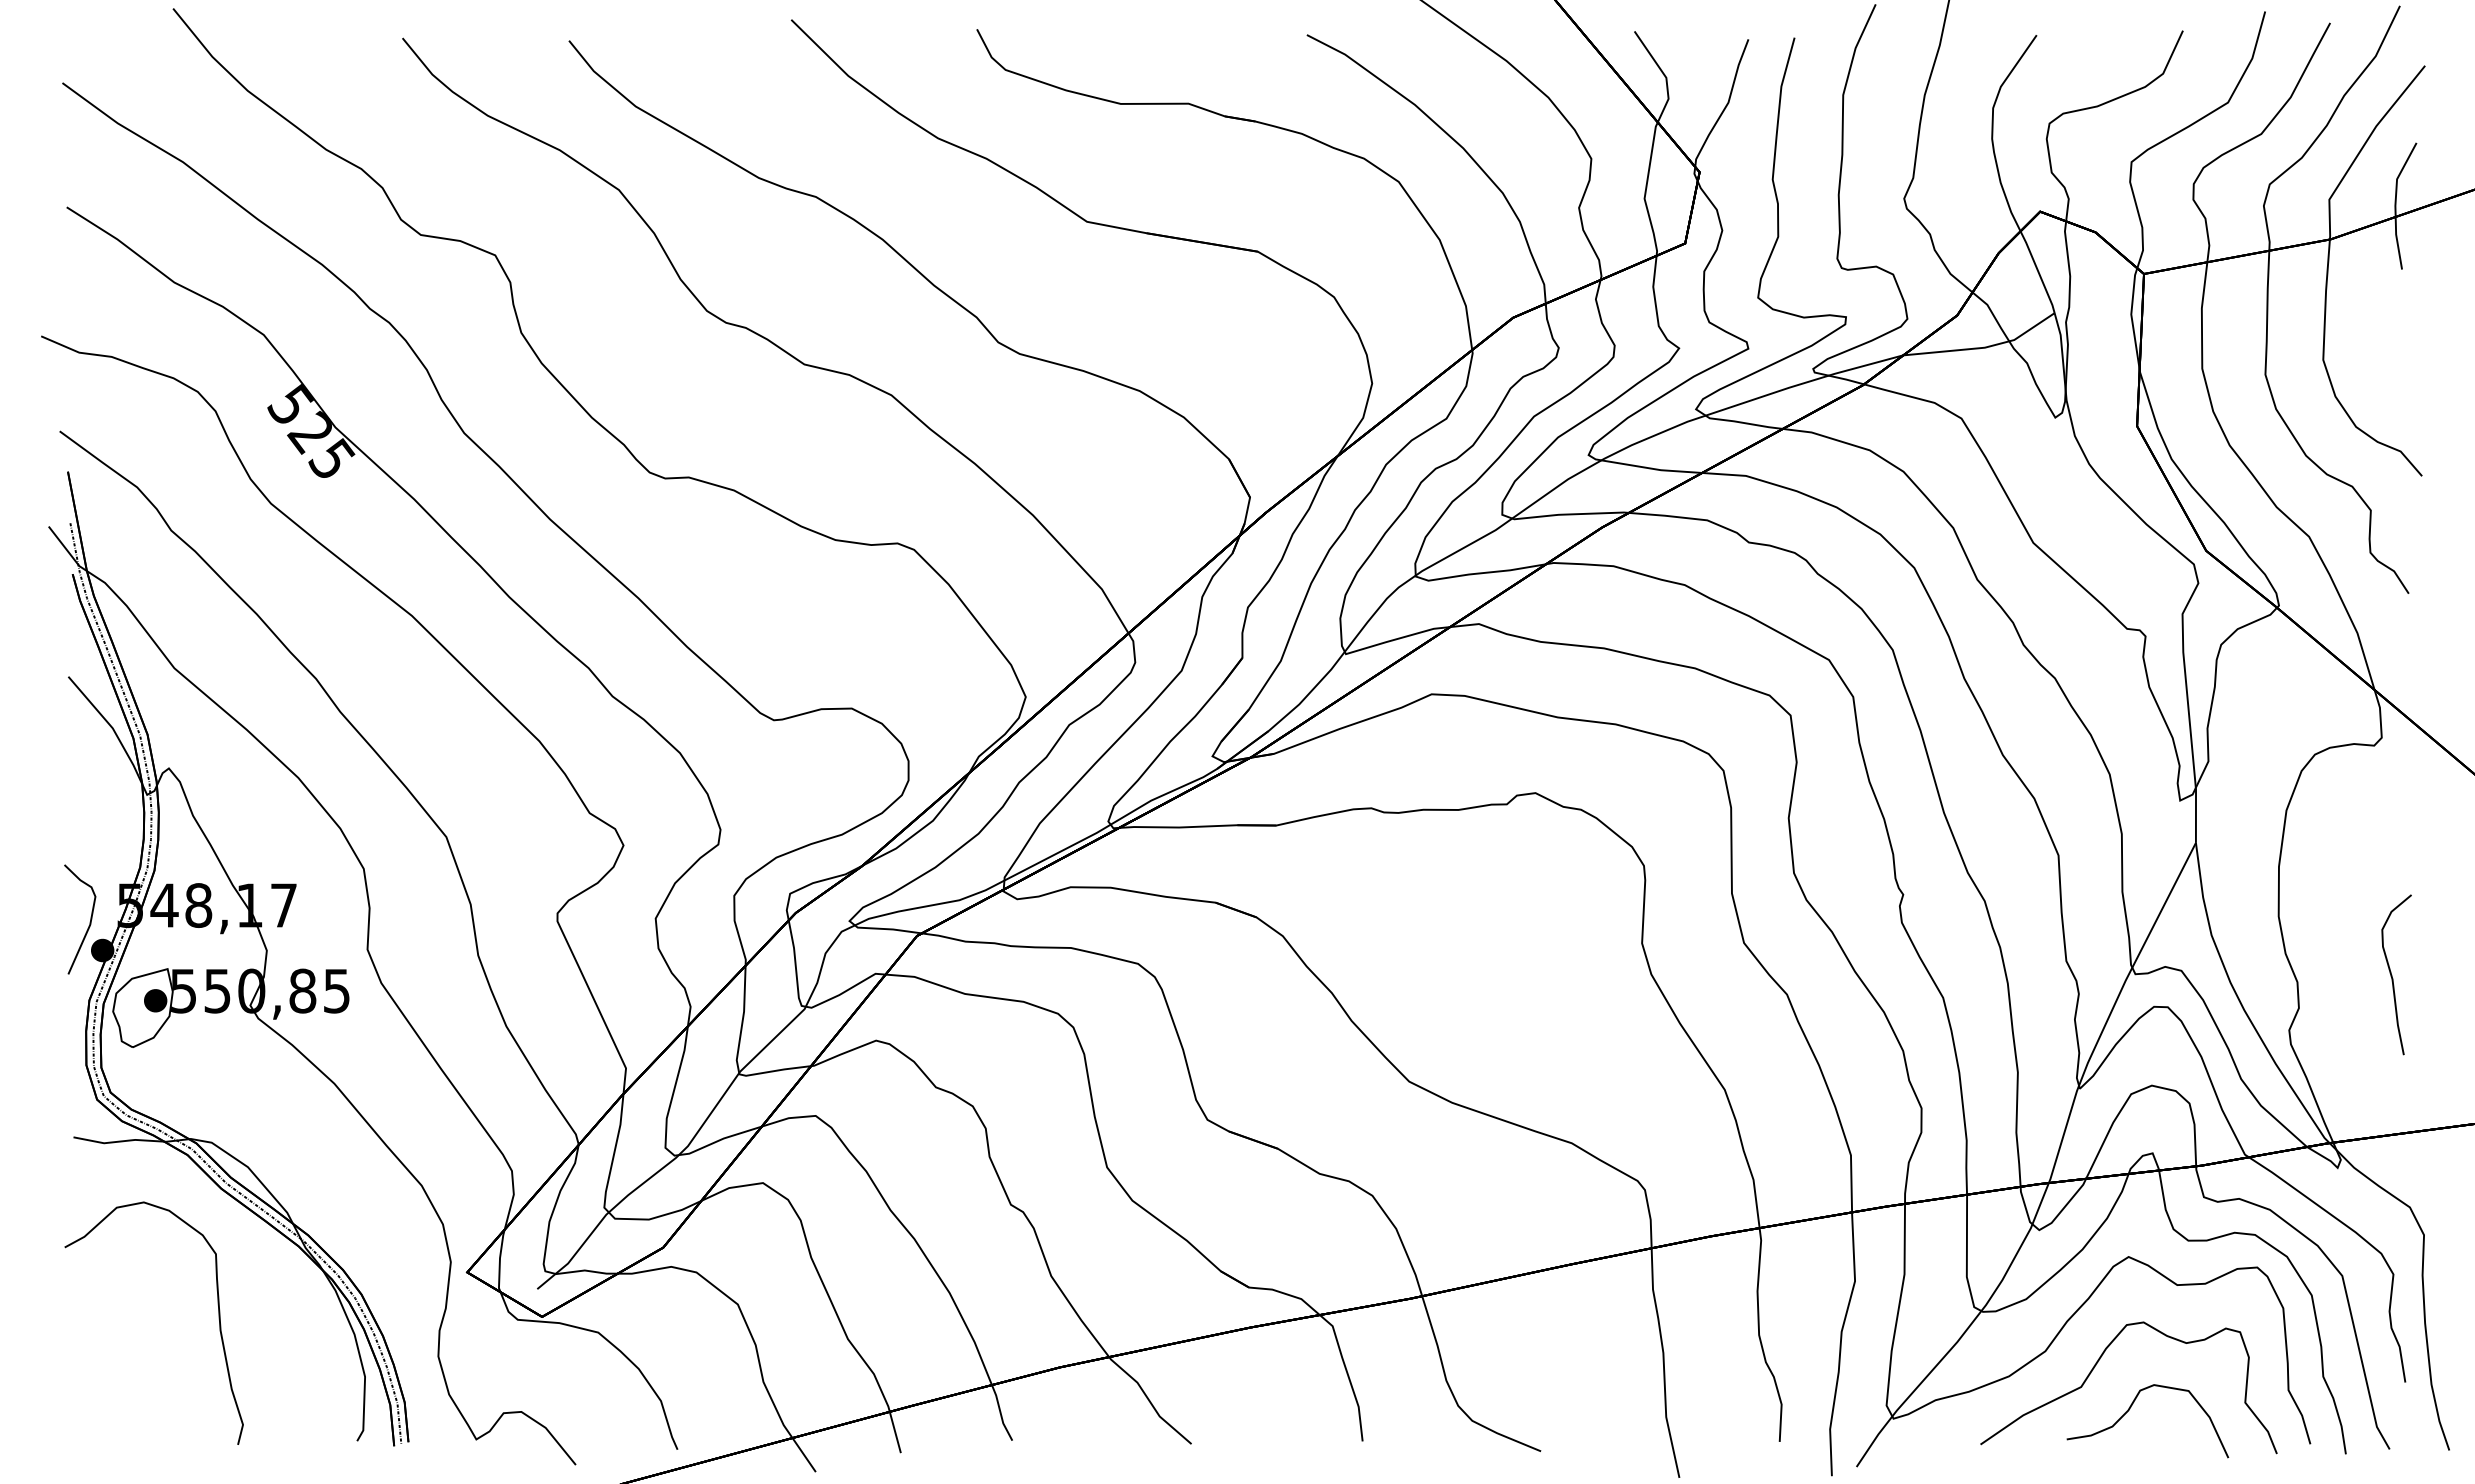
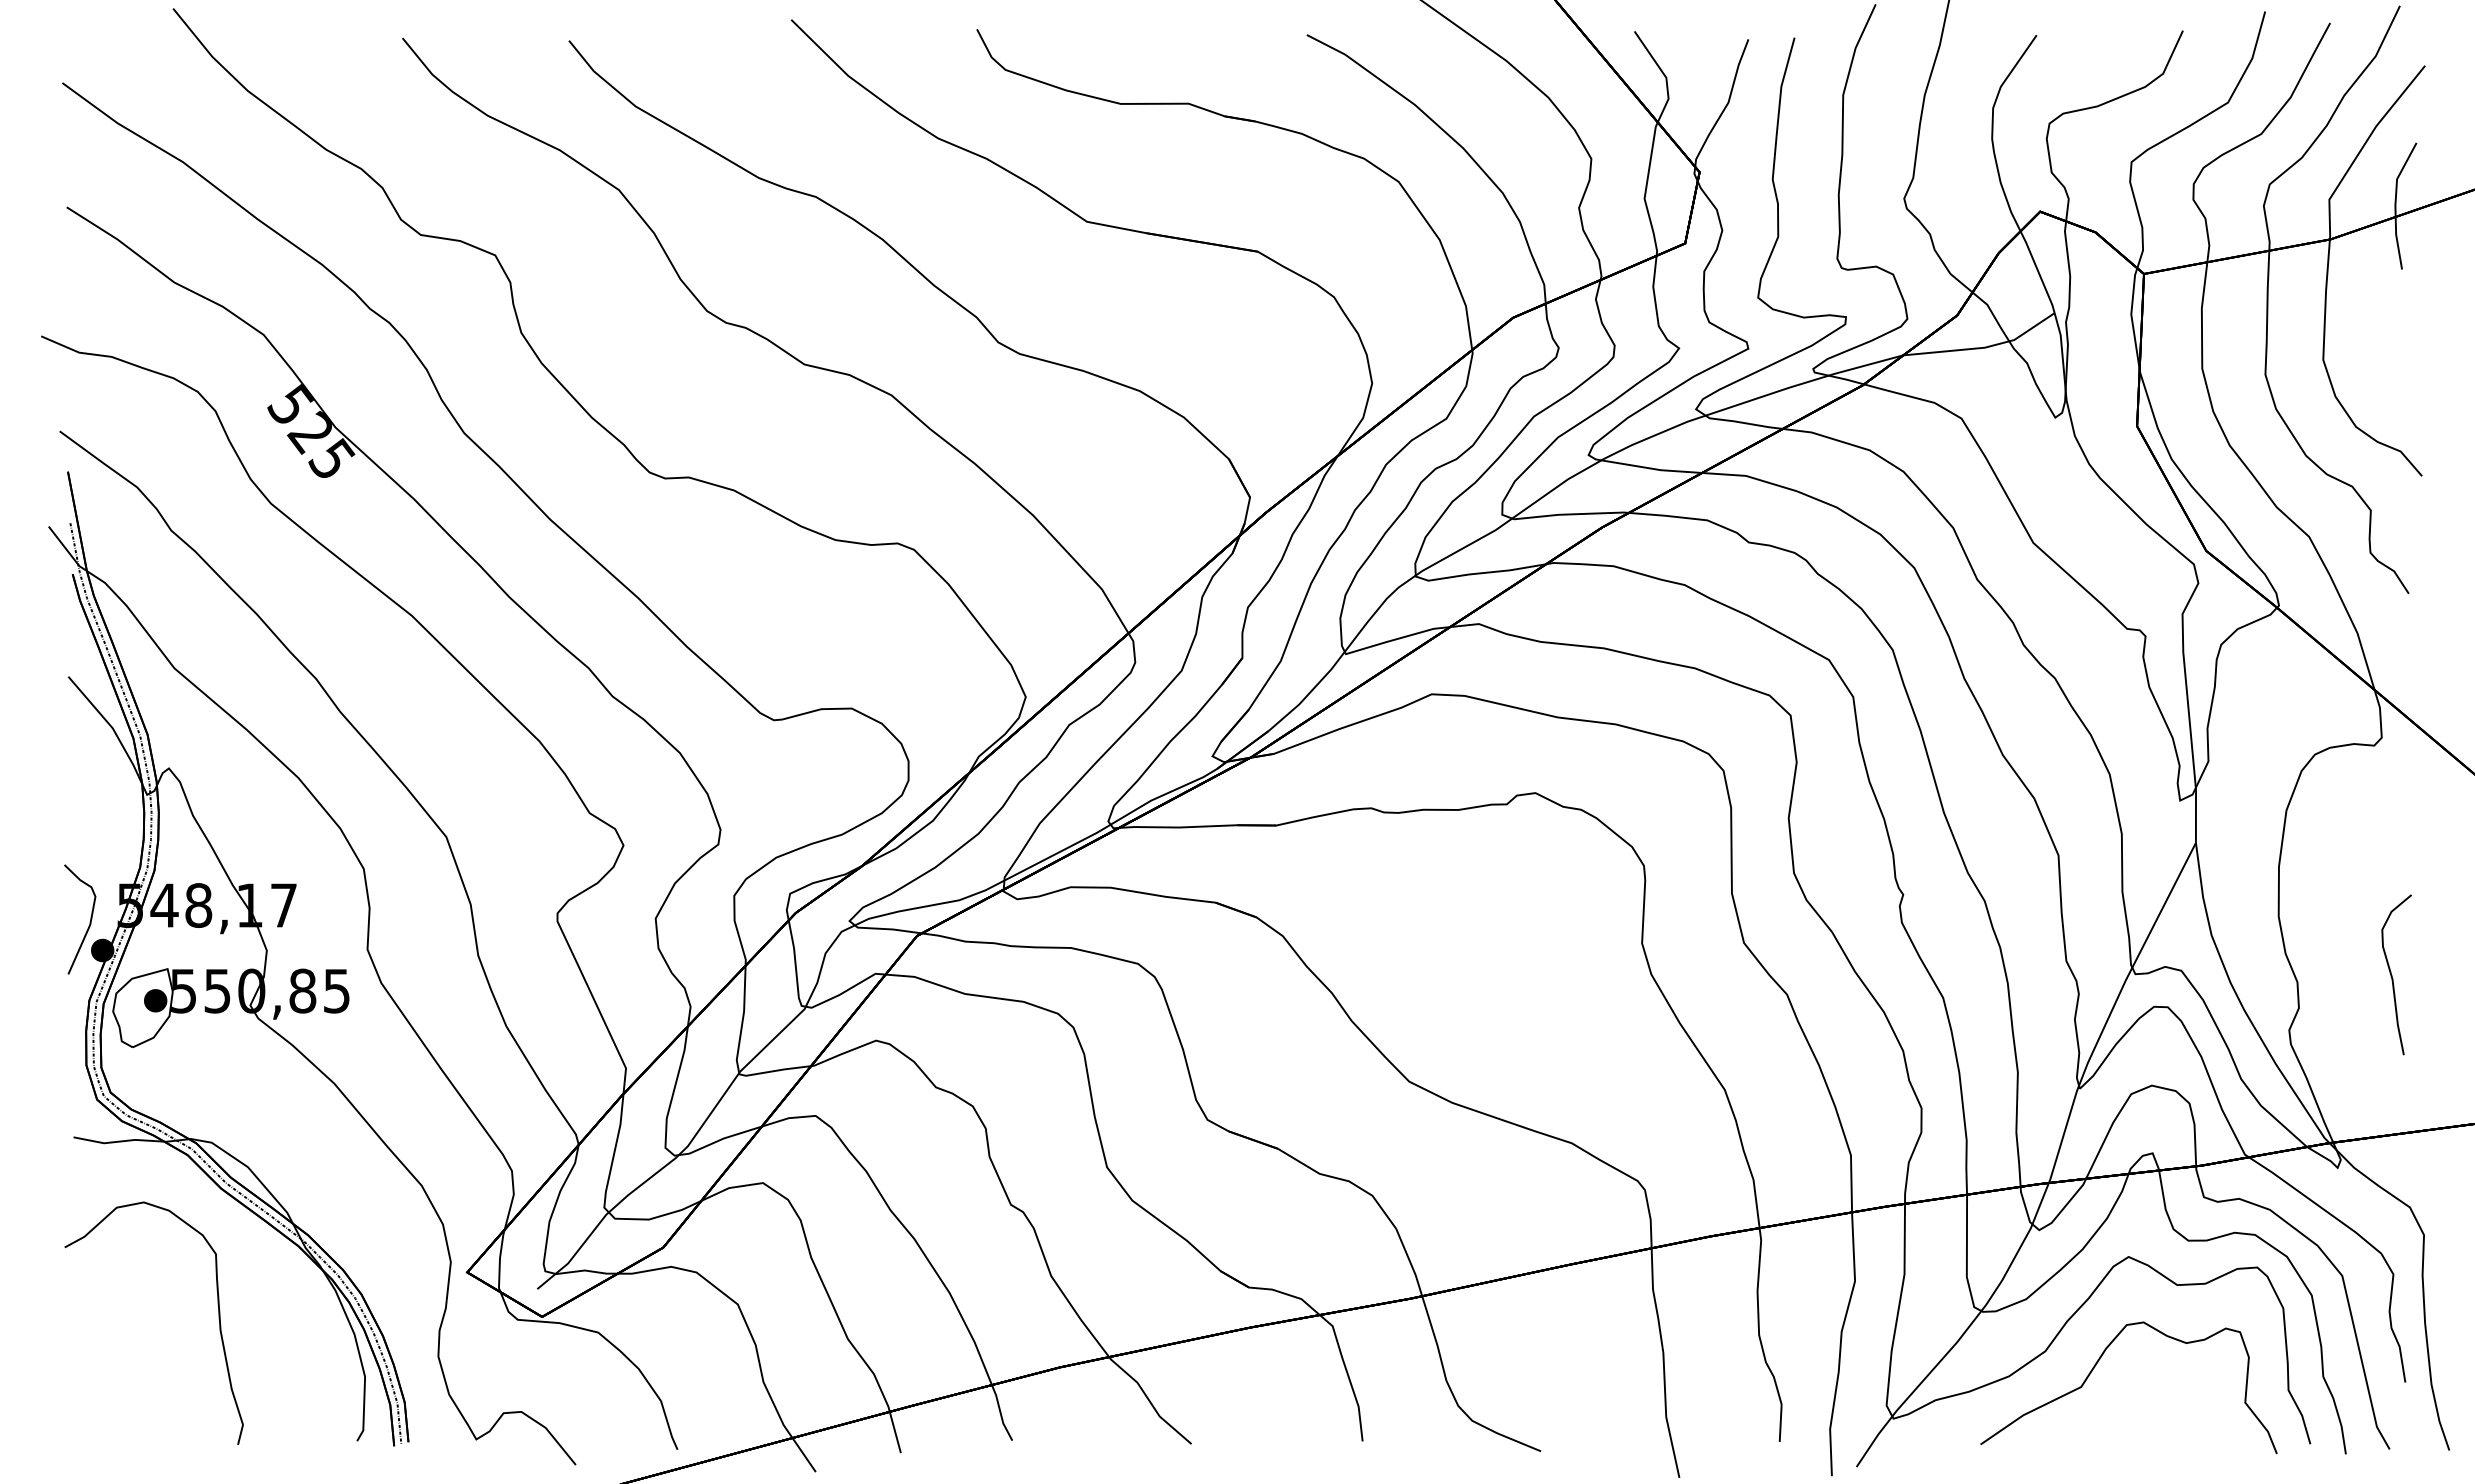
curve: present -> none (2129, 1410)
